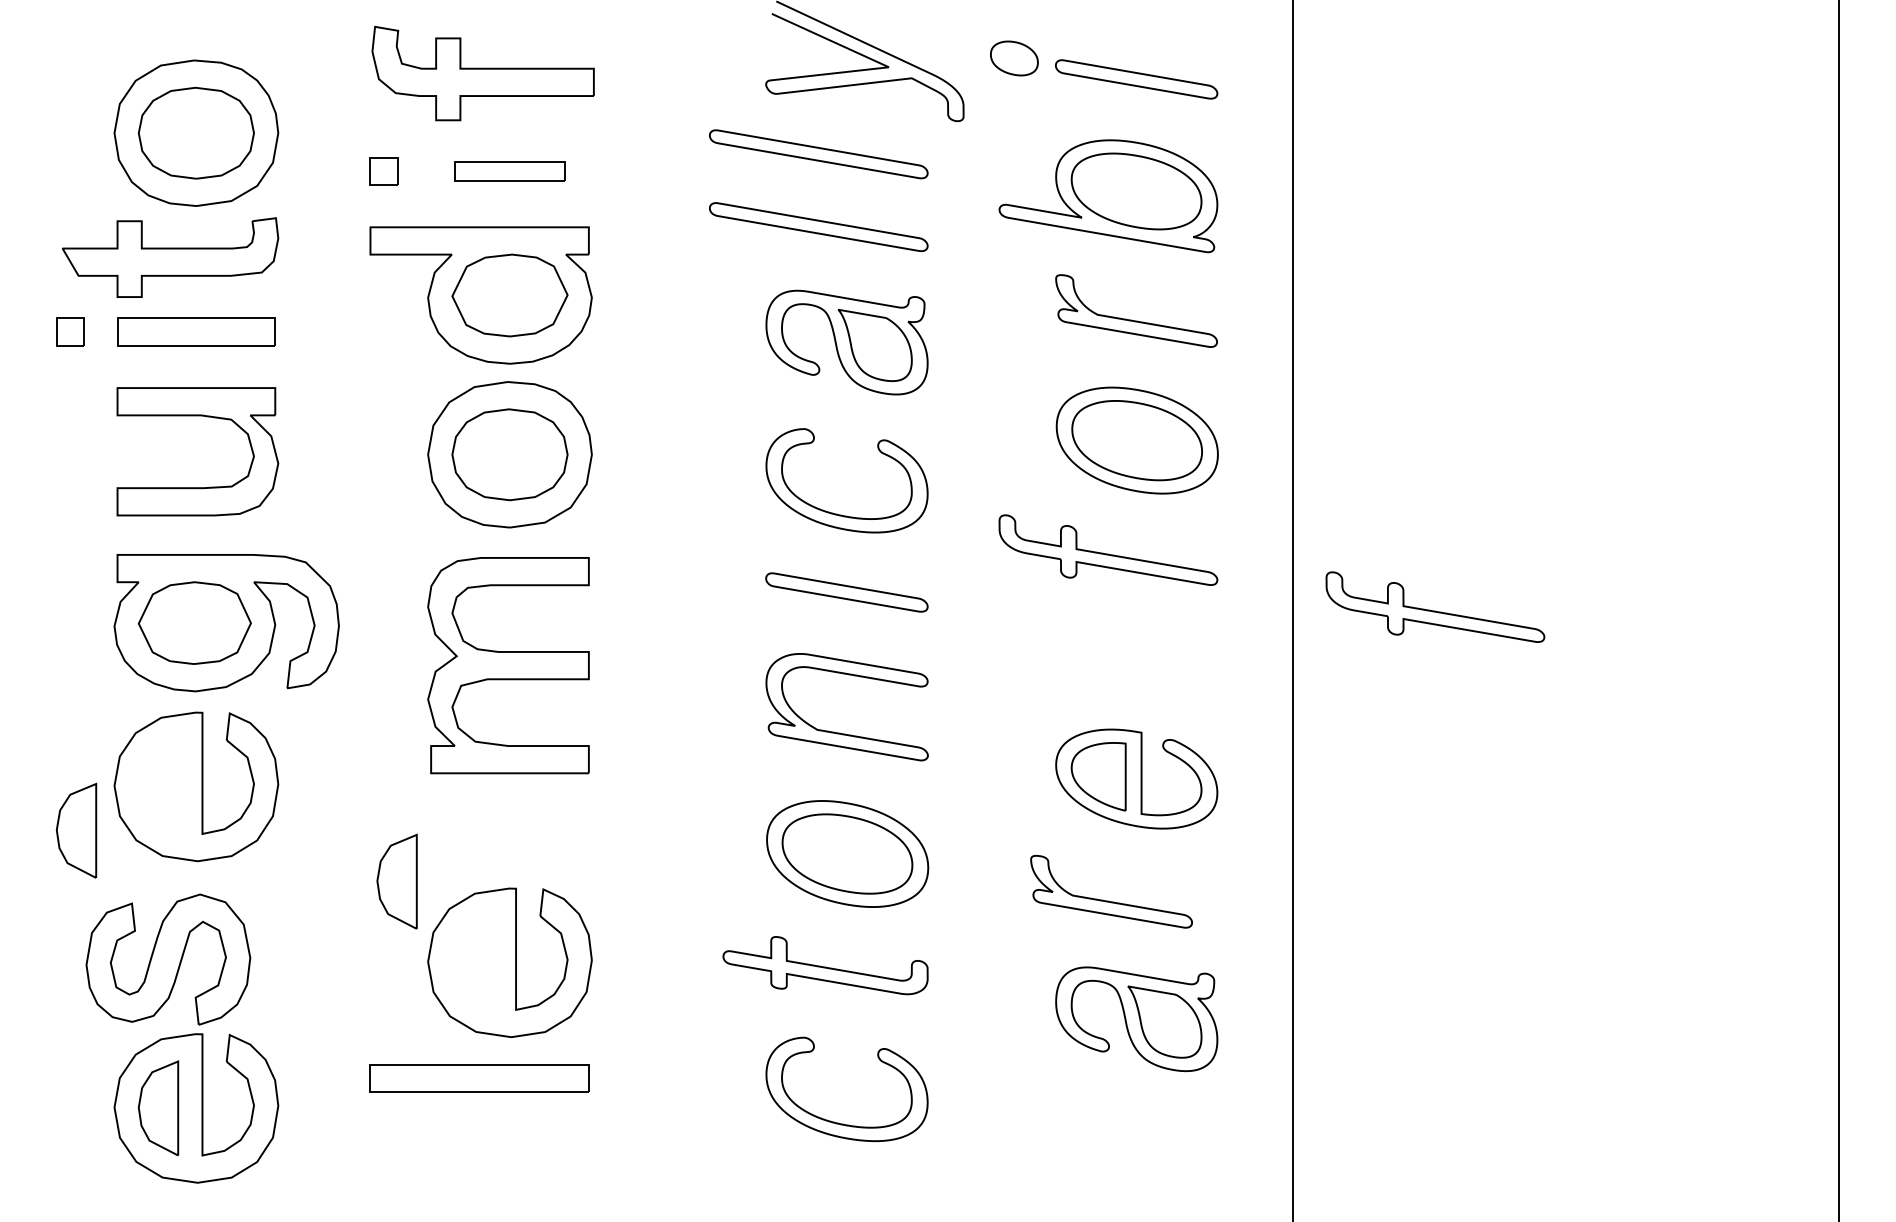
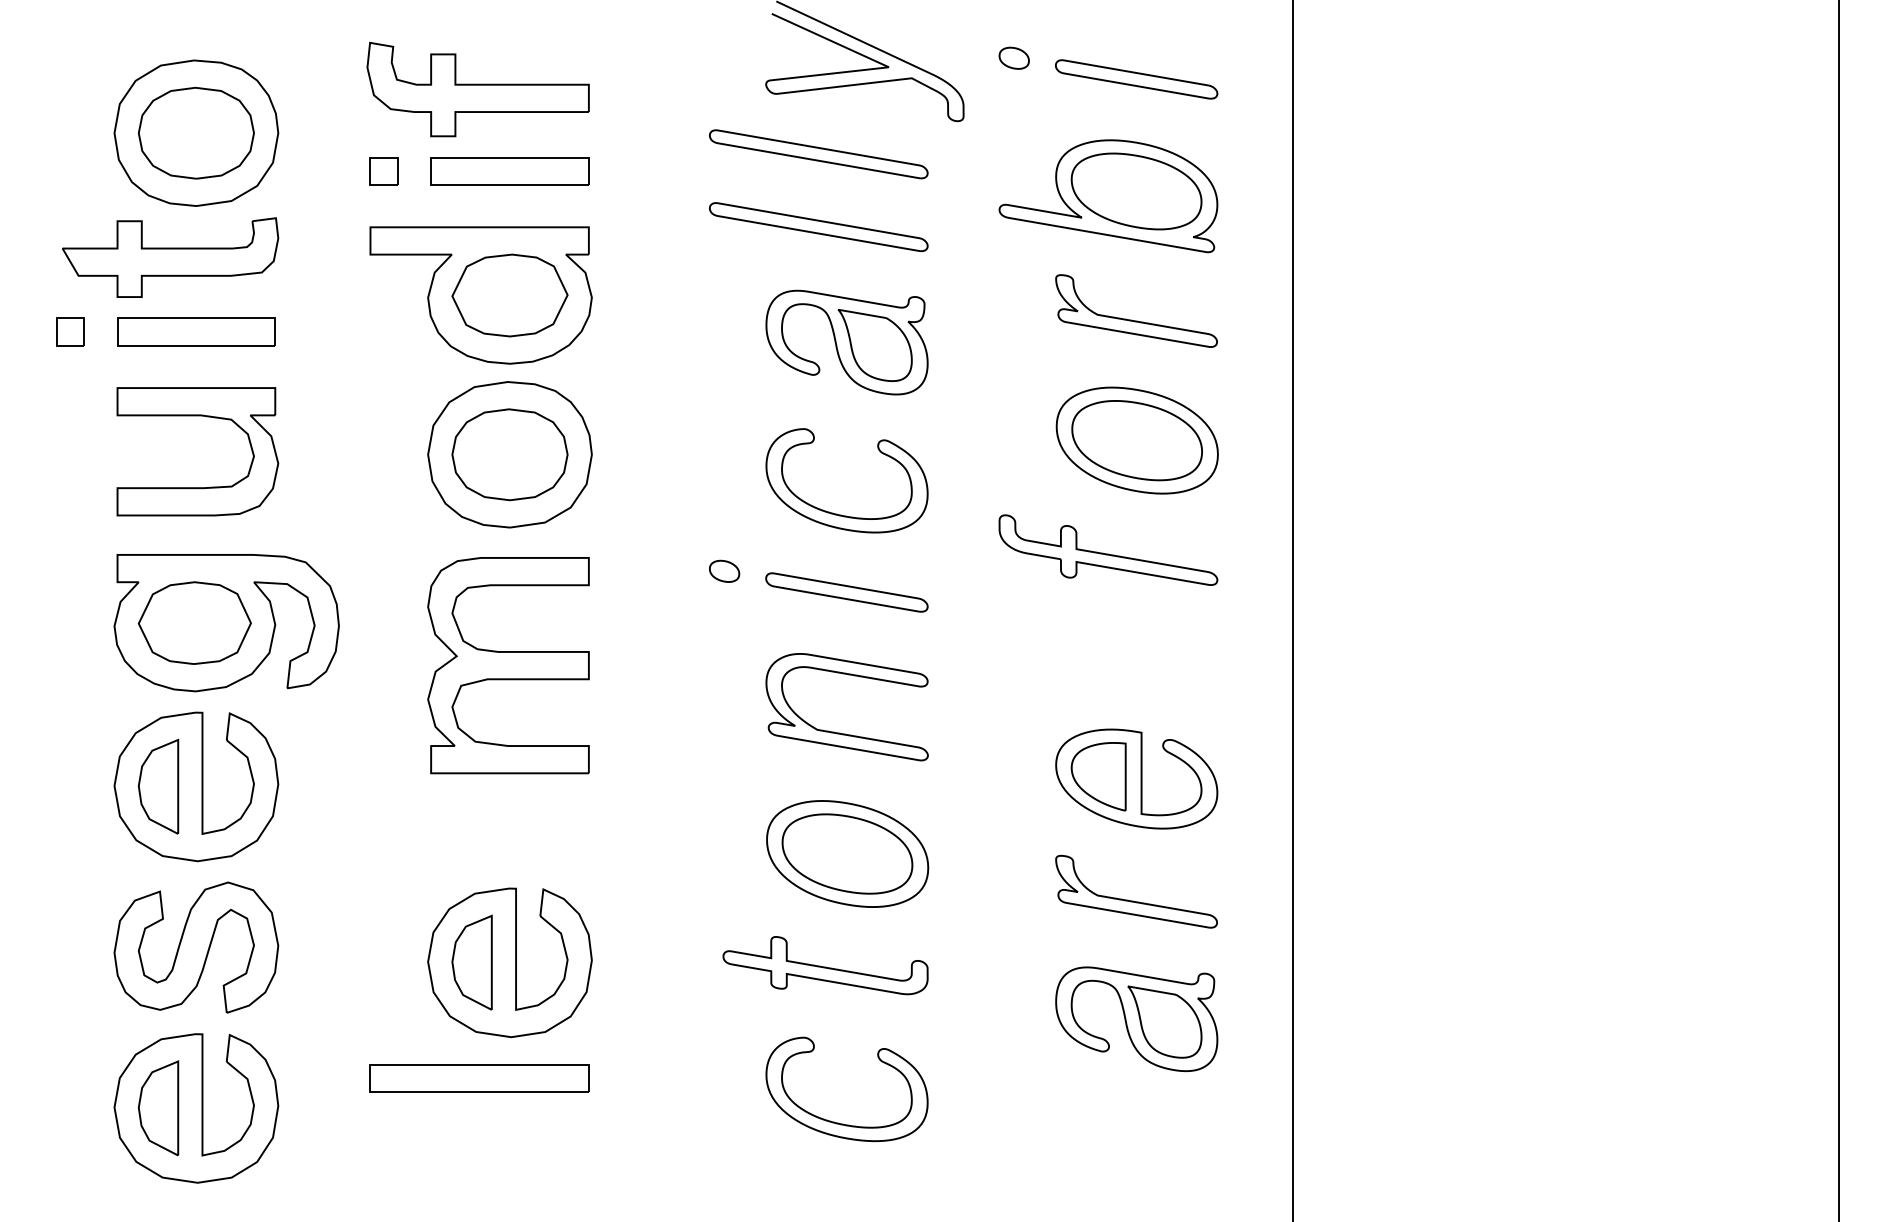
part size: 49x37 px -> 32x24 px (1013, 57)
part position: (482, 73) -> (477, 89) (477, 89)
part size: 112x21 px -> 160x29 px (509, 171)
part: none -> present (724, 570)
part: present -> none (1435, 606)
part position: (76, 830) -> (158, 786) (158, 786)
part position: (396, 881) -> (471, 962) (471, 962)
part position: (1108, 900) -> (1133, 900) (1133, 900)
part position: (168, 959) -> (196, 947) (196, 947)
